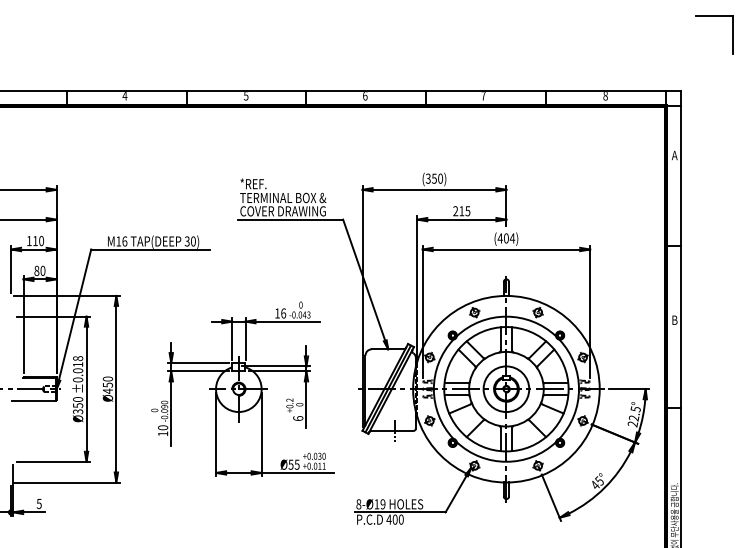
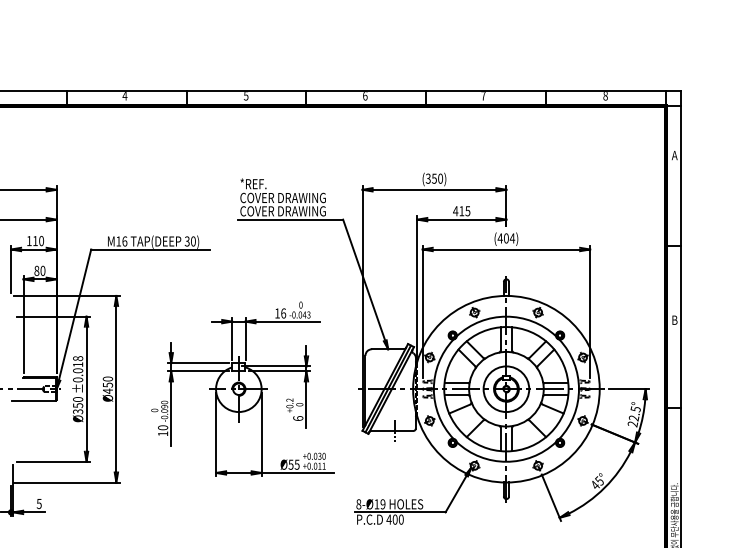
part: present -> none (714, 16)
text: TERMINAL BOX & -> COVER DRAWING (283, 197)
text: 215 -> 415 (455, 211)
